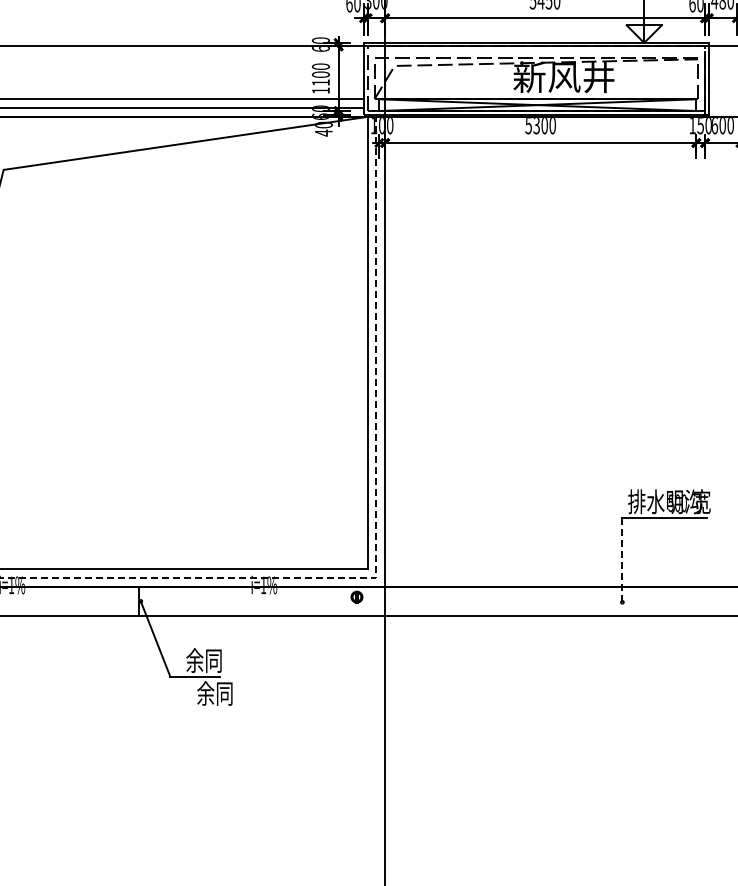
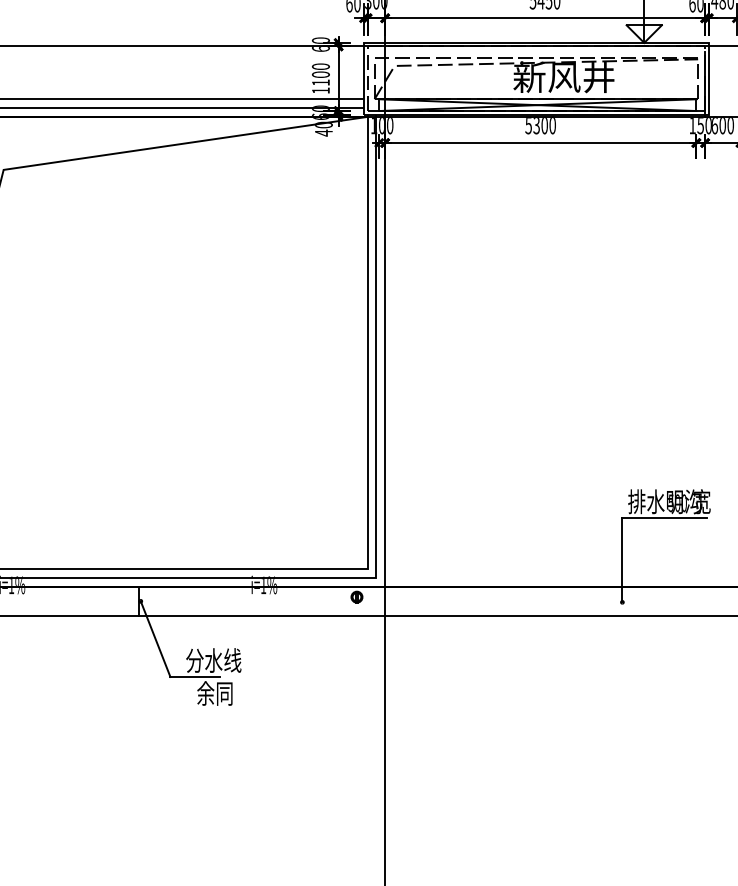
line: dashed -> solid (376, 534)
line: dashed -> solid (622, 559)
text: 余同 -> 分水线 (213, 660)
